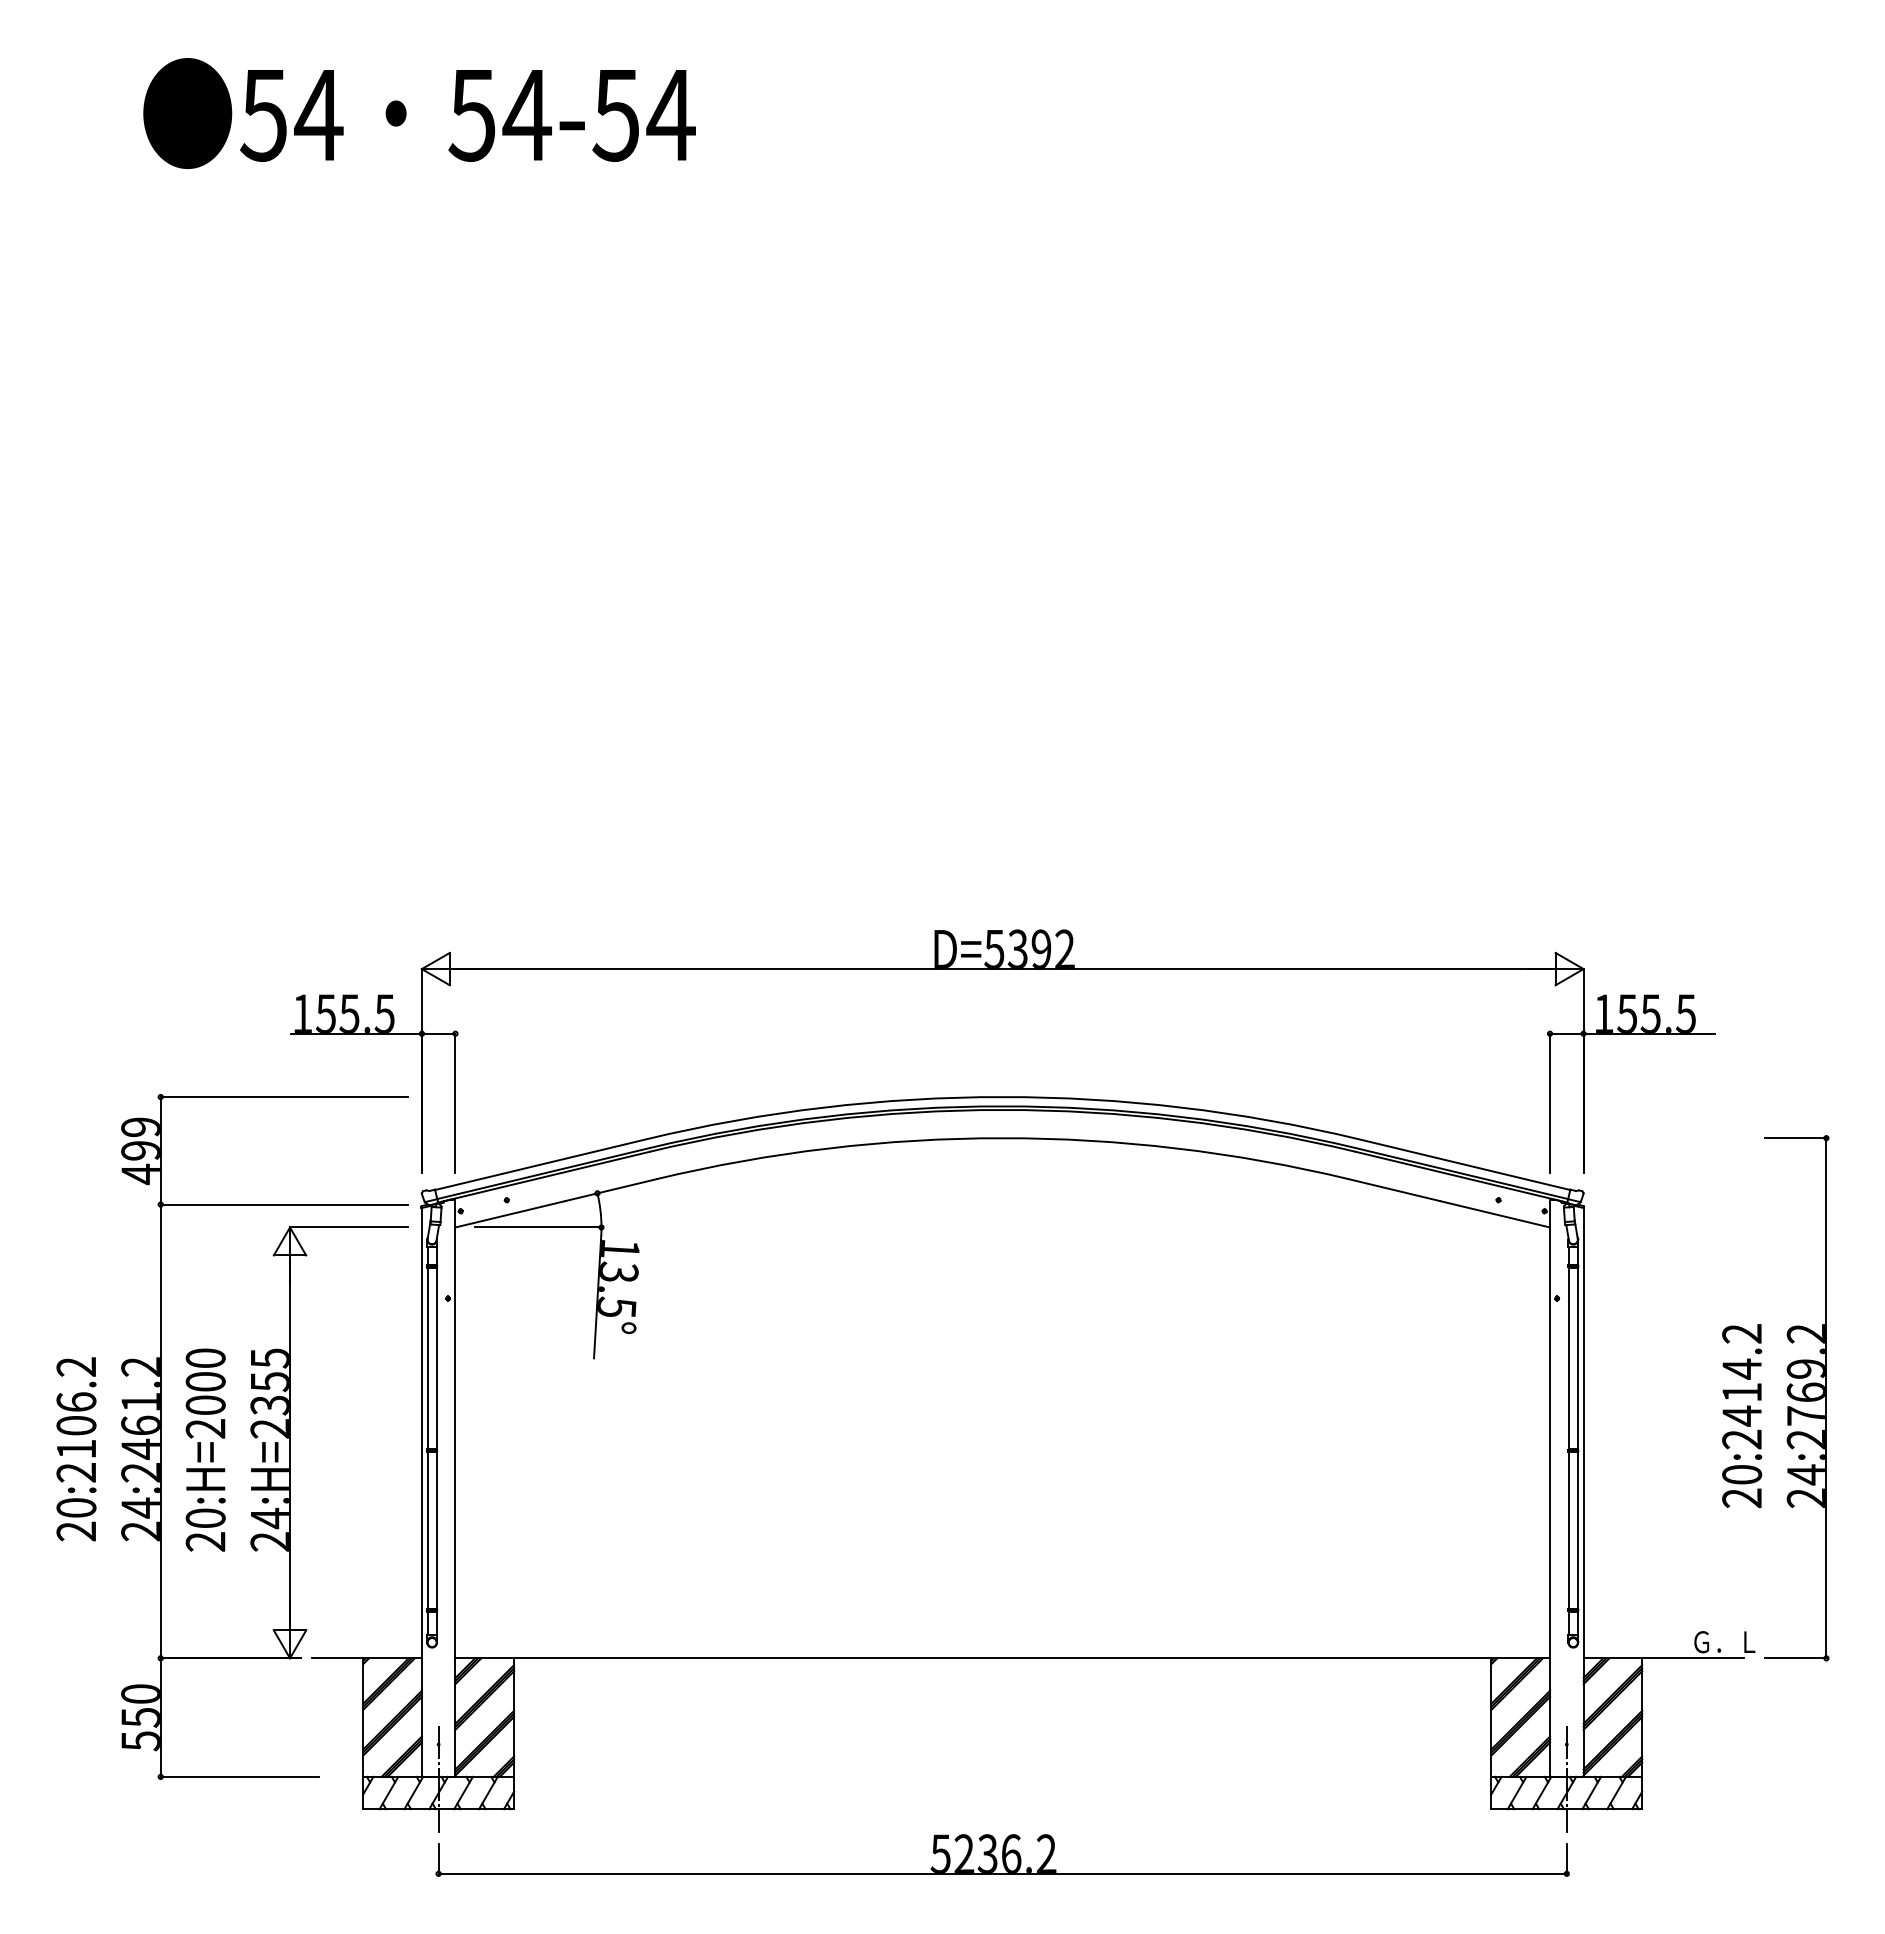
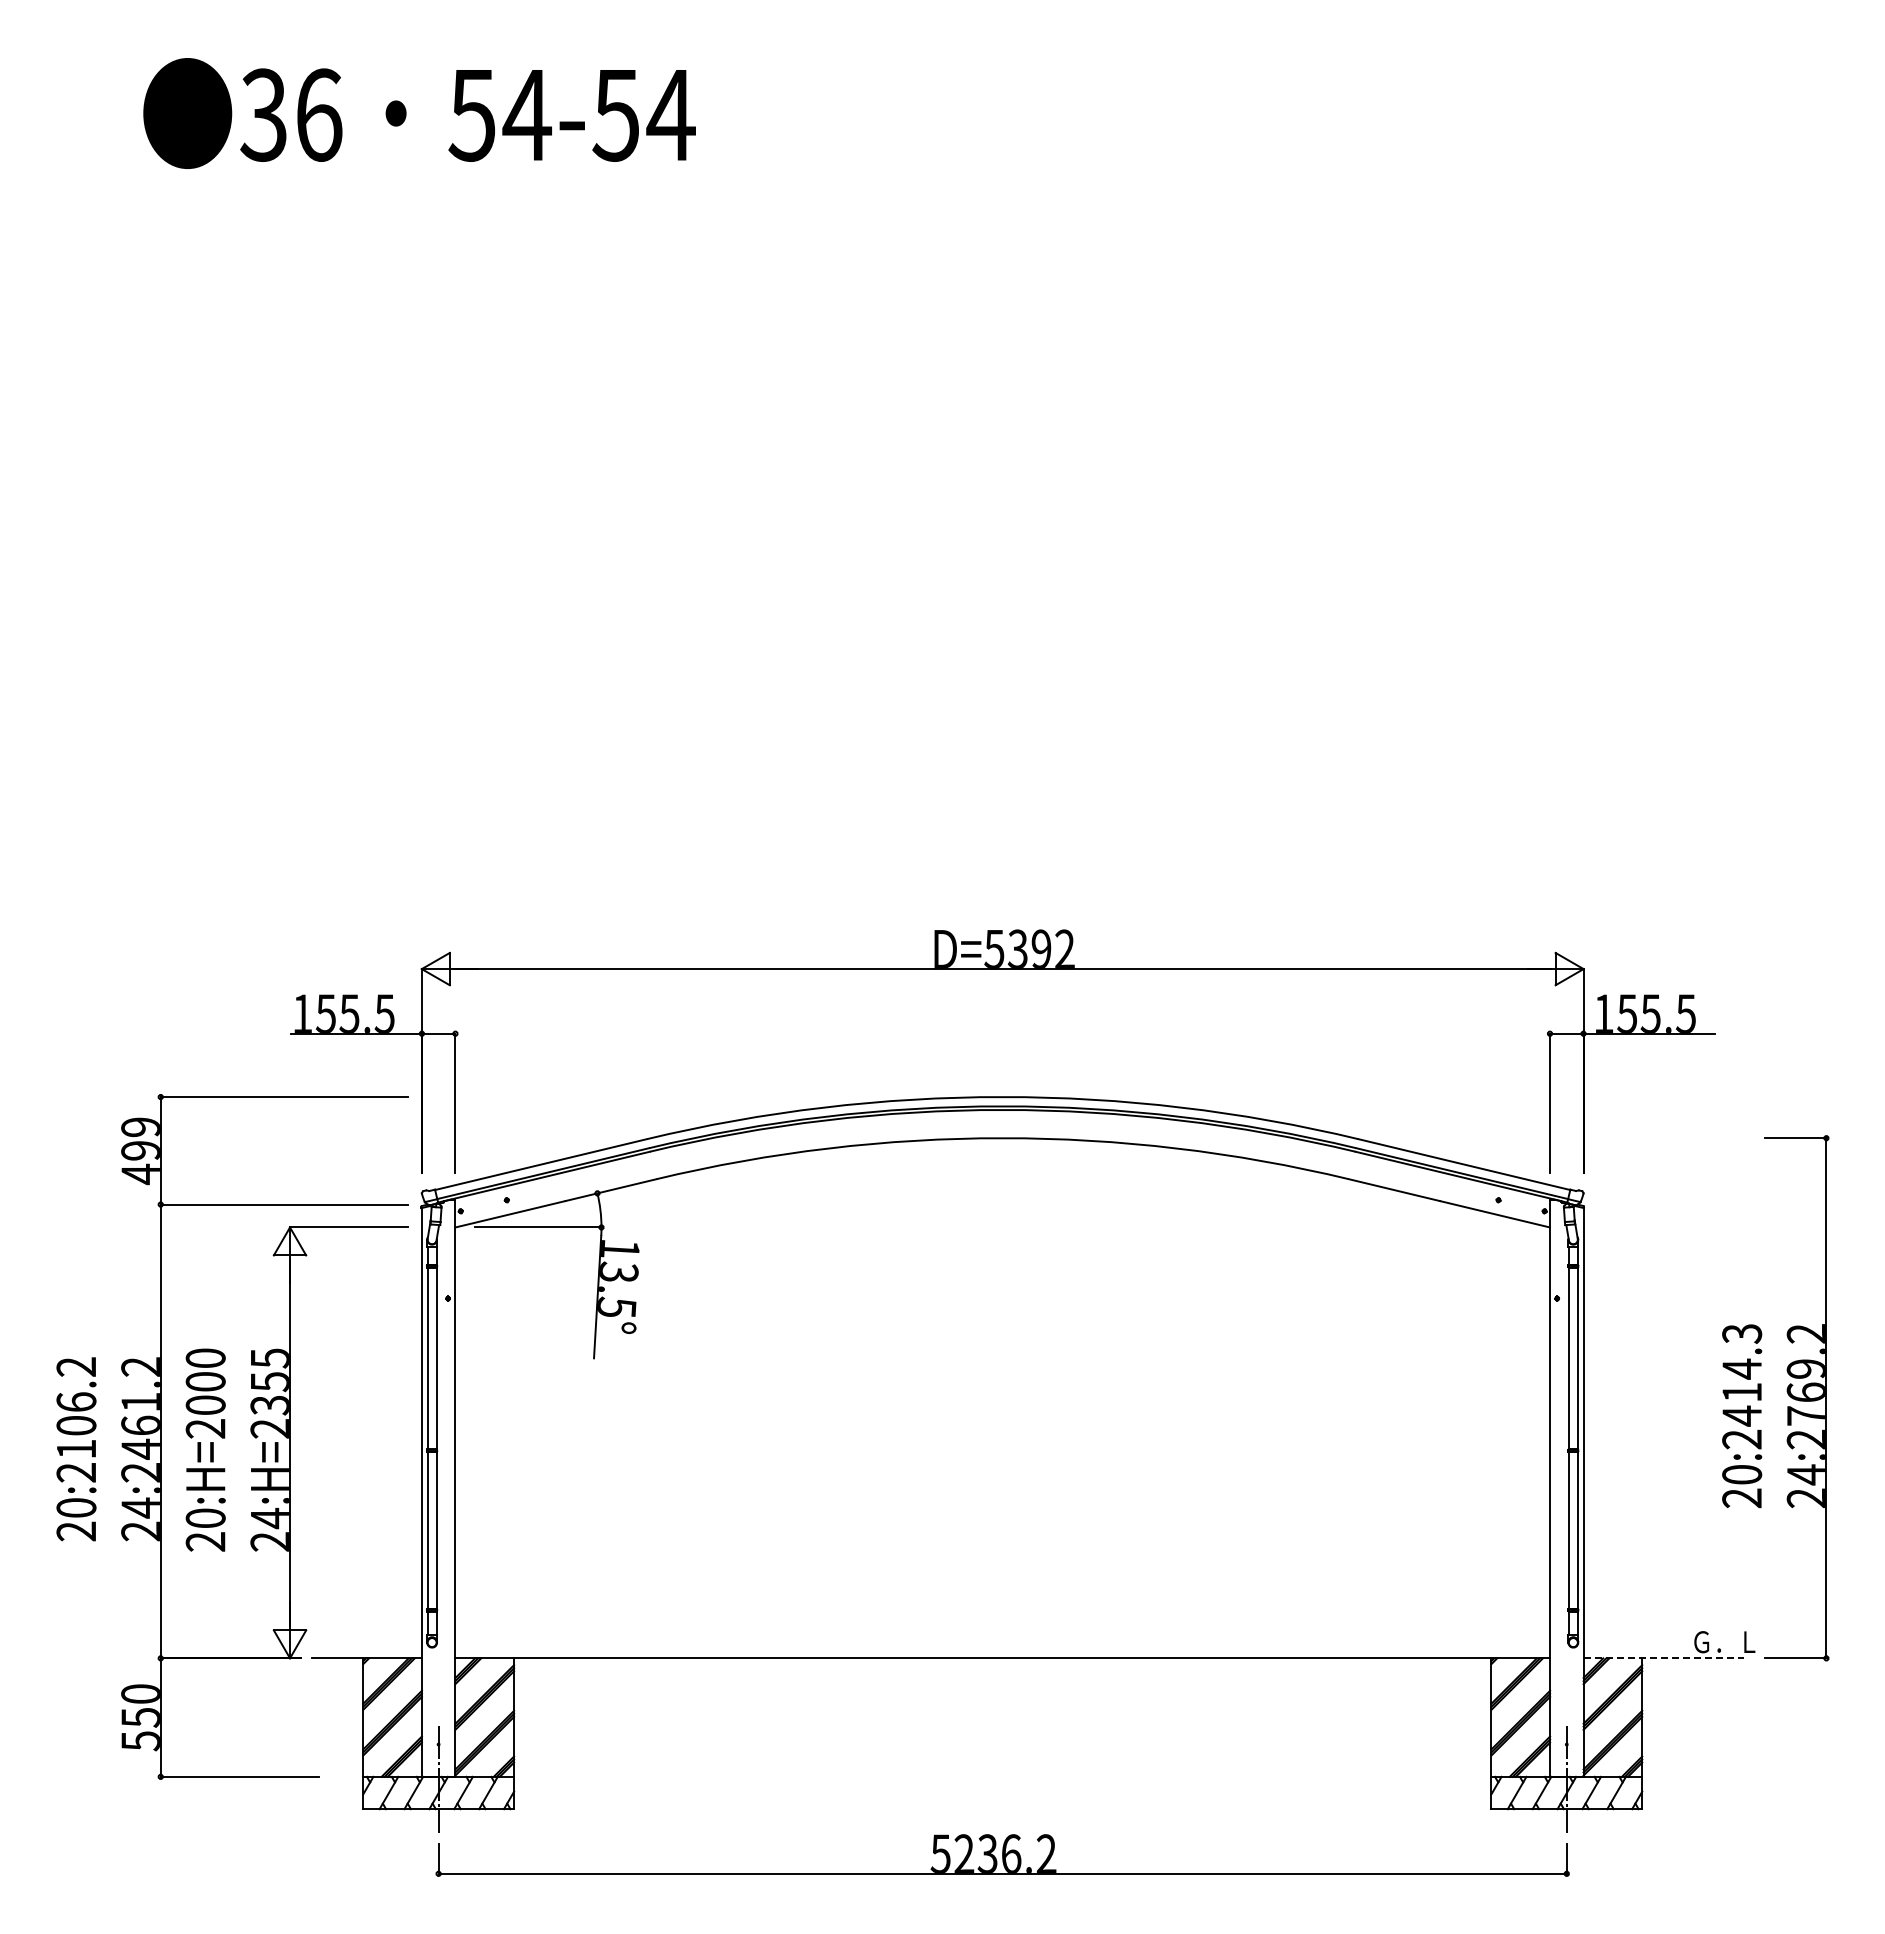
text: 54 -> 36 (291, 114)
text: 20:2414.2 -> 20:2414.3 (1742, 1333)
line: solid -> dashed (1663, 1658)
